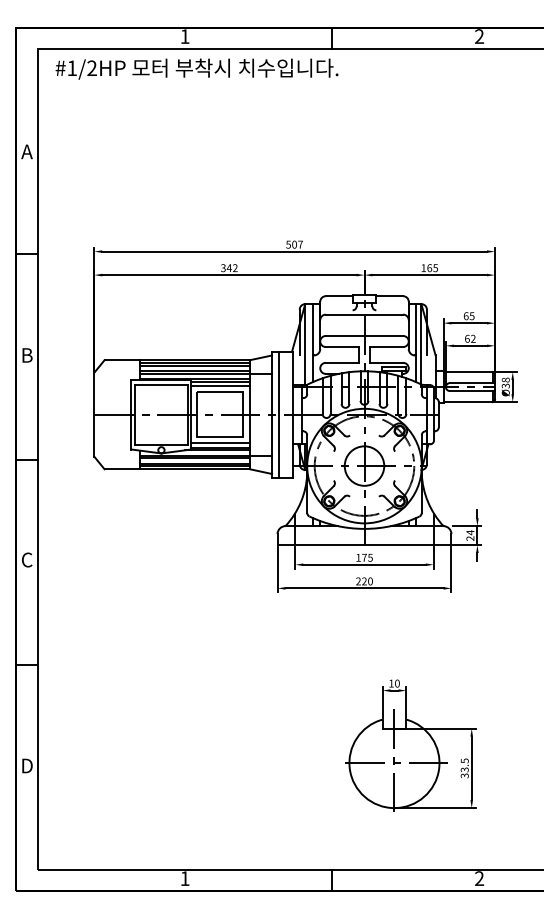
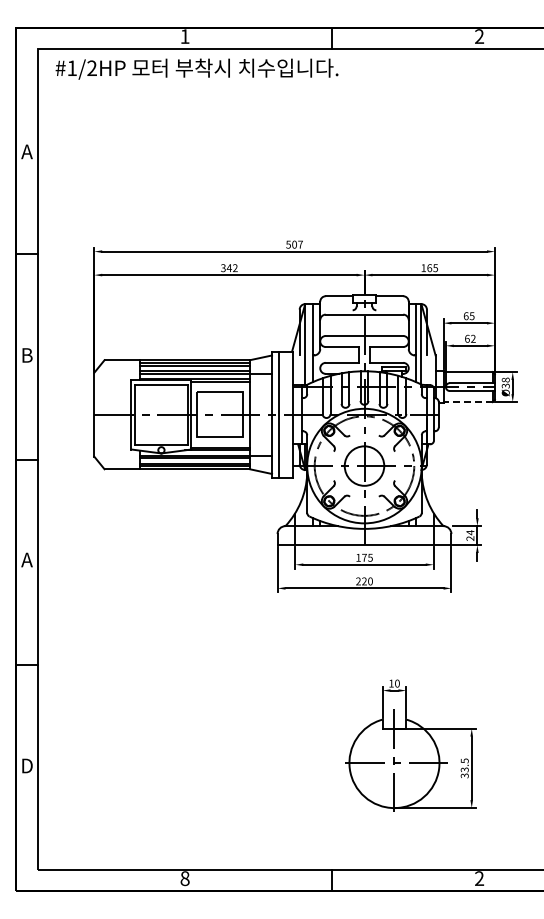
line: present -> none (220, 386)
line: solid -> dashed (467, 402)
line: present -> none (220, 443)
text: C -> A (26, 559)
text: 1 -> 8 (184, 878)
